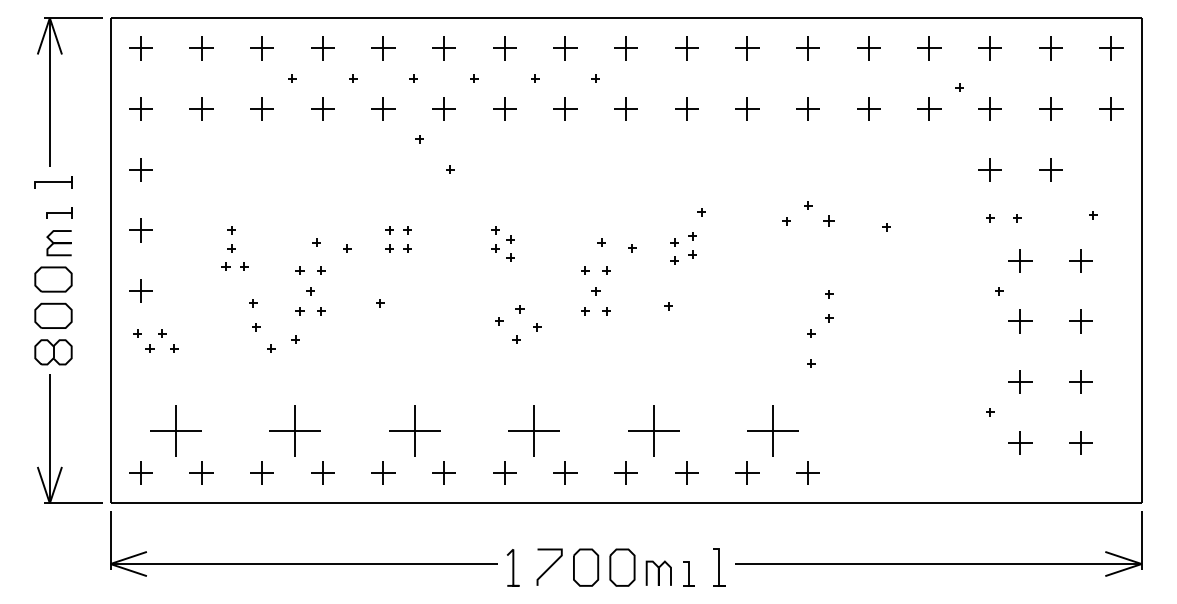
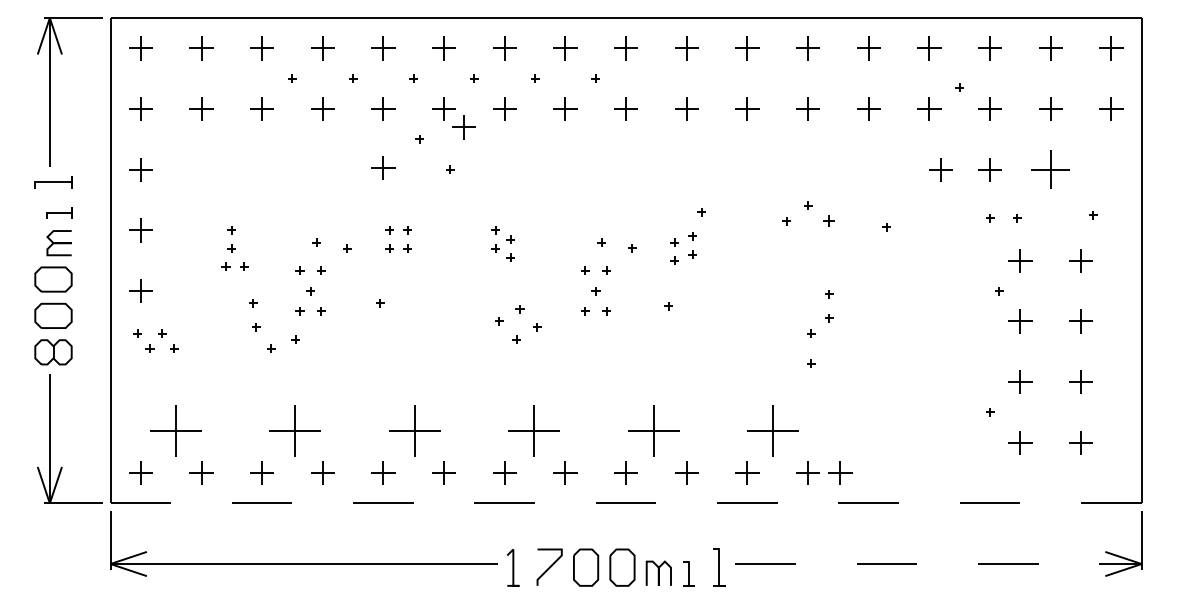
part: none -> present (463, 127)
part: none -> present (383, 167)
part: none -> present (940, 169)
part size: 24x24 px -> 39x39 px (1050, 169)
part: none -> present (840, 472)
line: solid -> dashed (626, 503)
line: solid -> dashed (938, 564)
